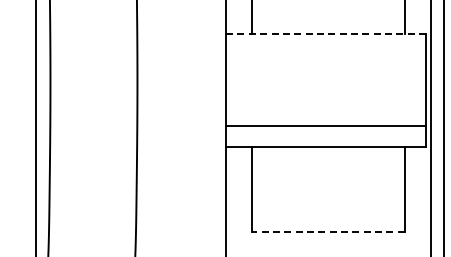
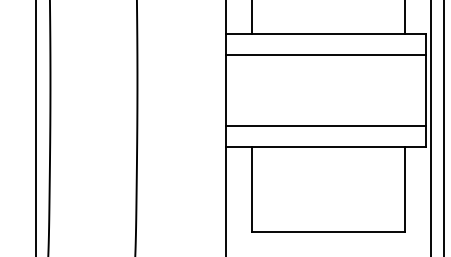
line: dashed -> solid (326, 33)
line: none -> present (326, 54)
line: dashed -> solid (327, 231)
